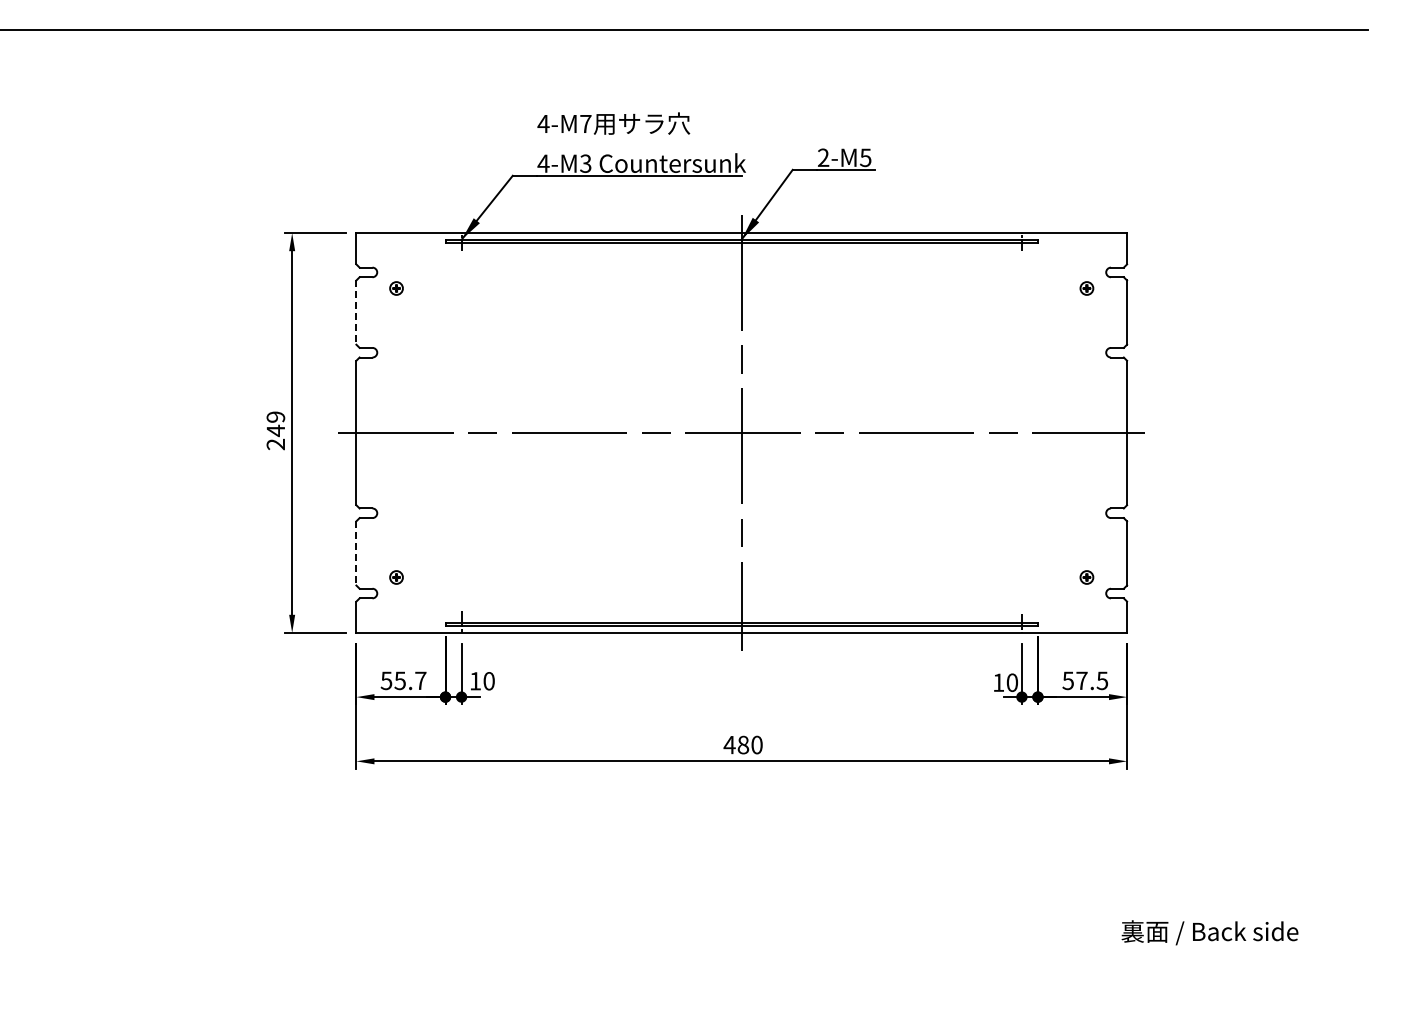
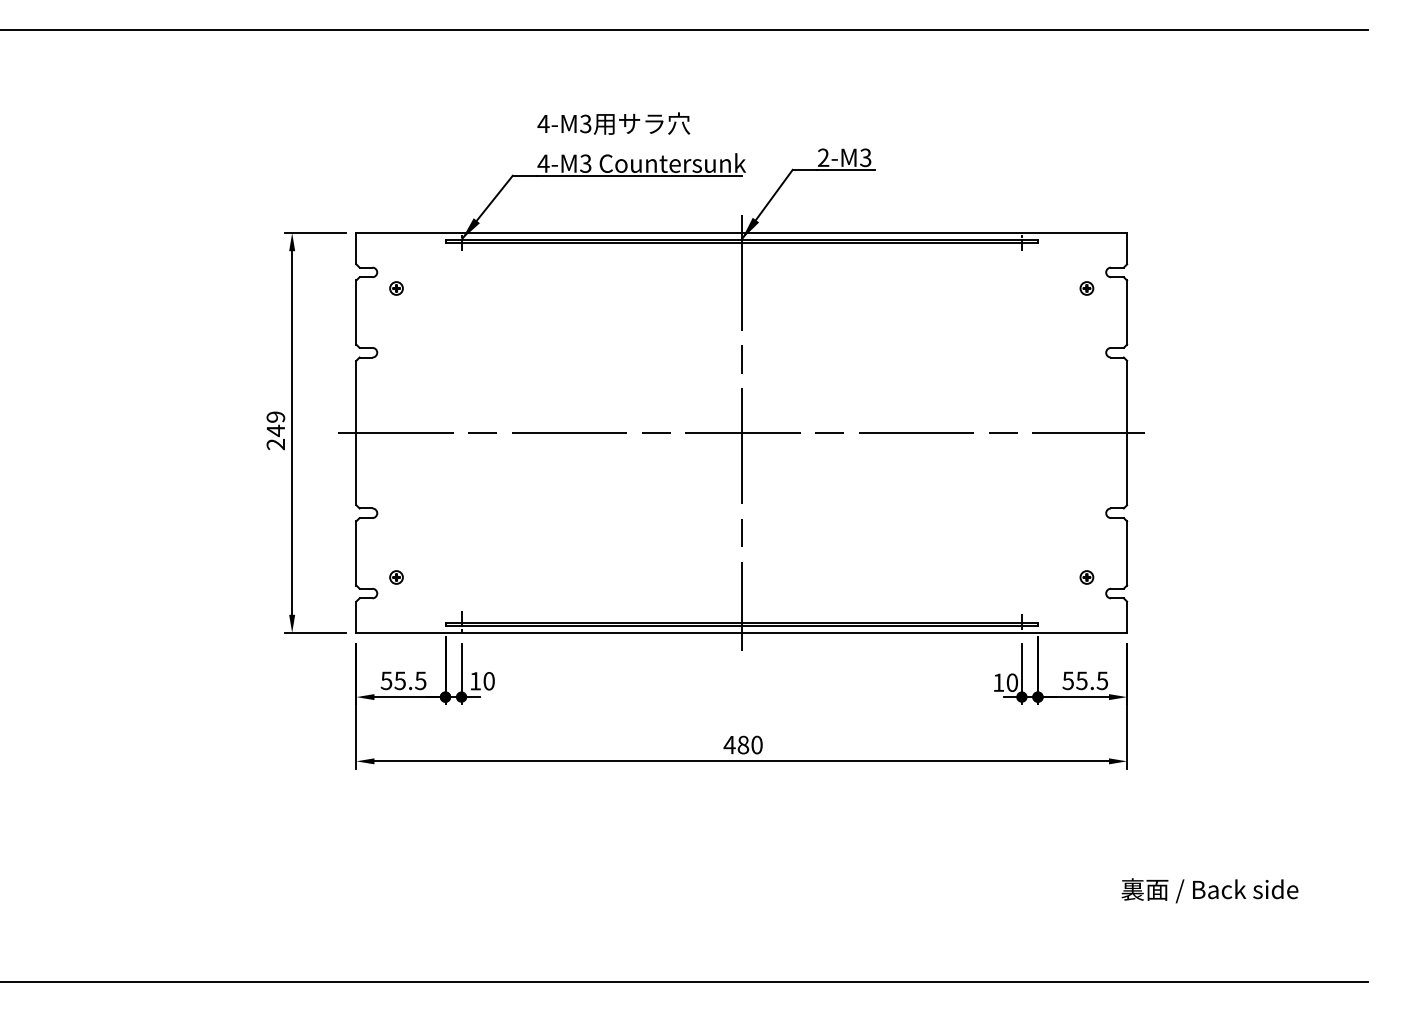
text: 4-M7 -> 4-M3 (585, 123)
text: 2-M5 -> 2-M3 (865, 157)
line: dashed -> solid (356, 313)
line: dashed -> solid (356, 553)
text: 55.7 -> 55.5 (420, 680)
text: 57.5 -> 55.5 (1081, 680)
text position: (1209, 932) -> (1209, 890) (1209, 890)
line: none -> present (684, 981)
